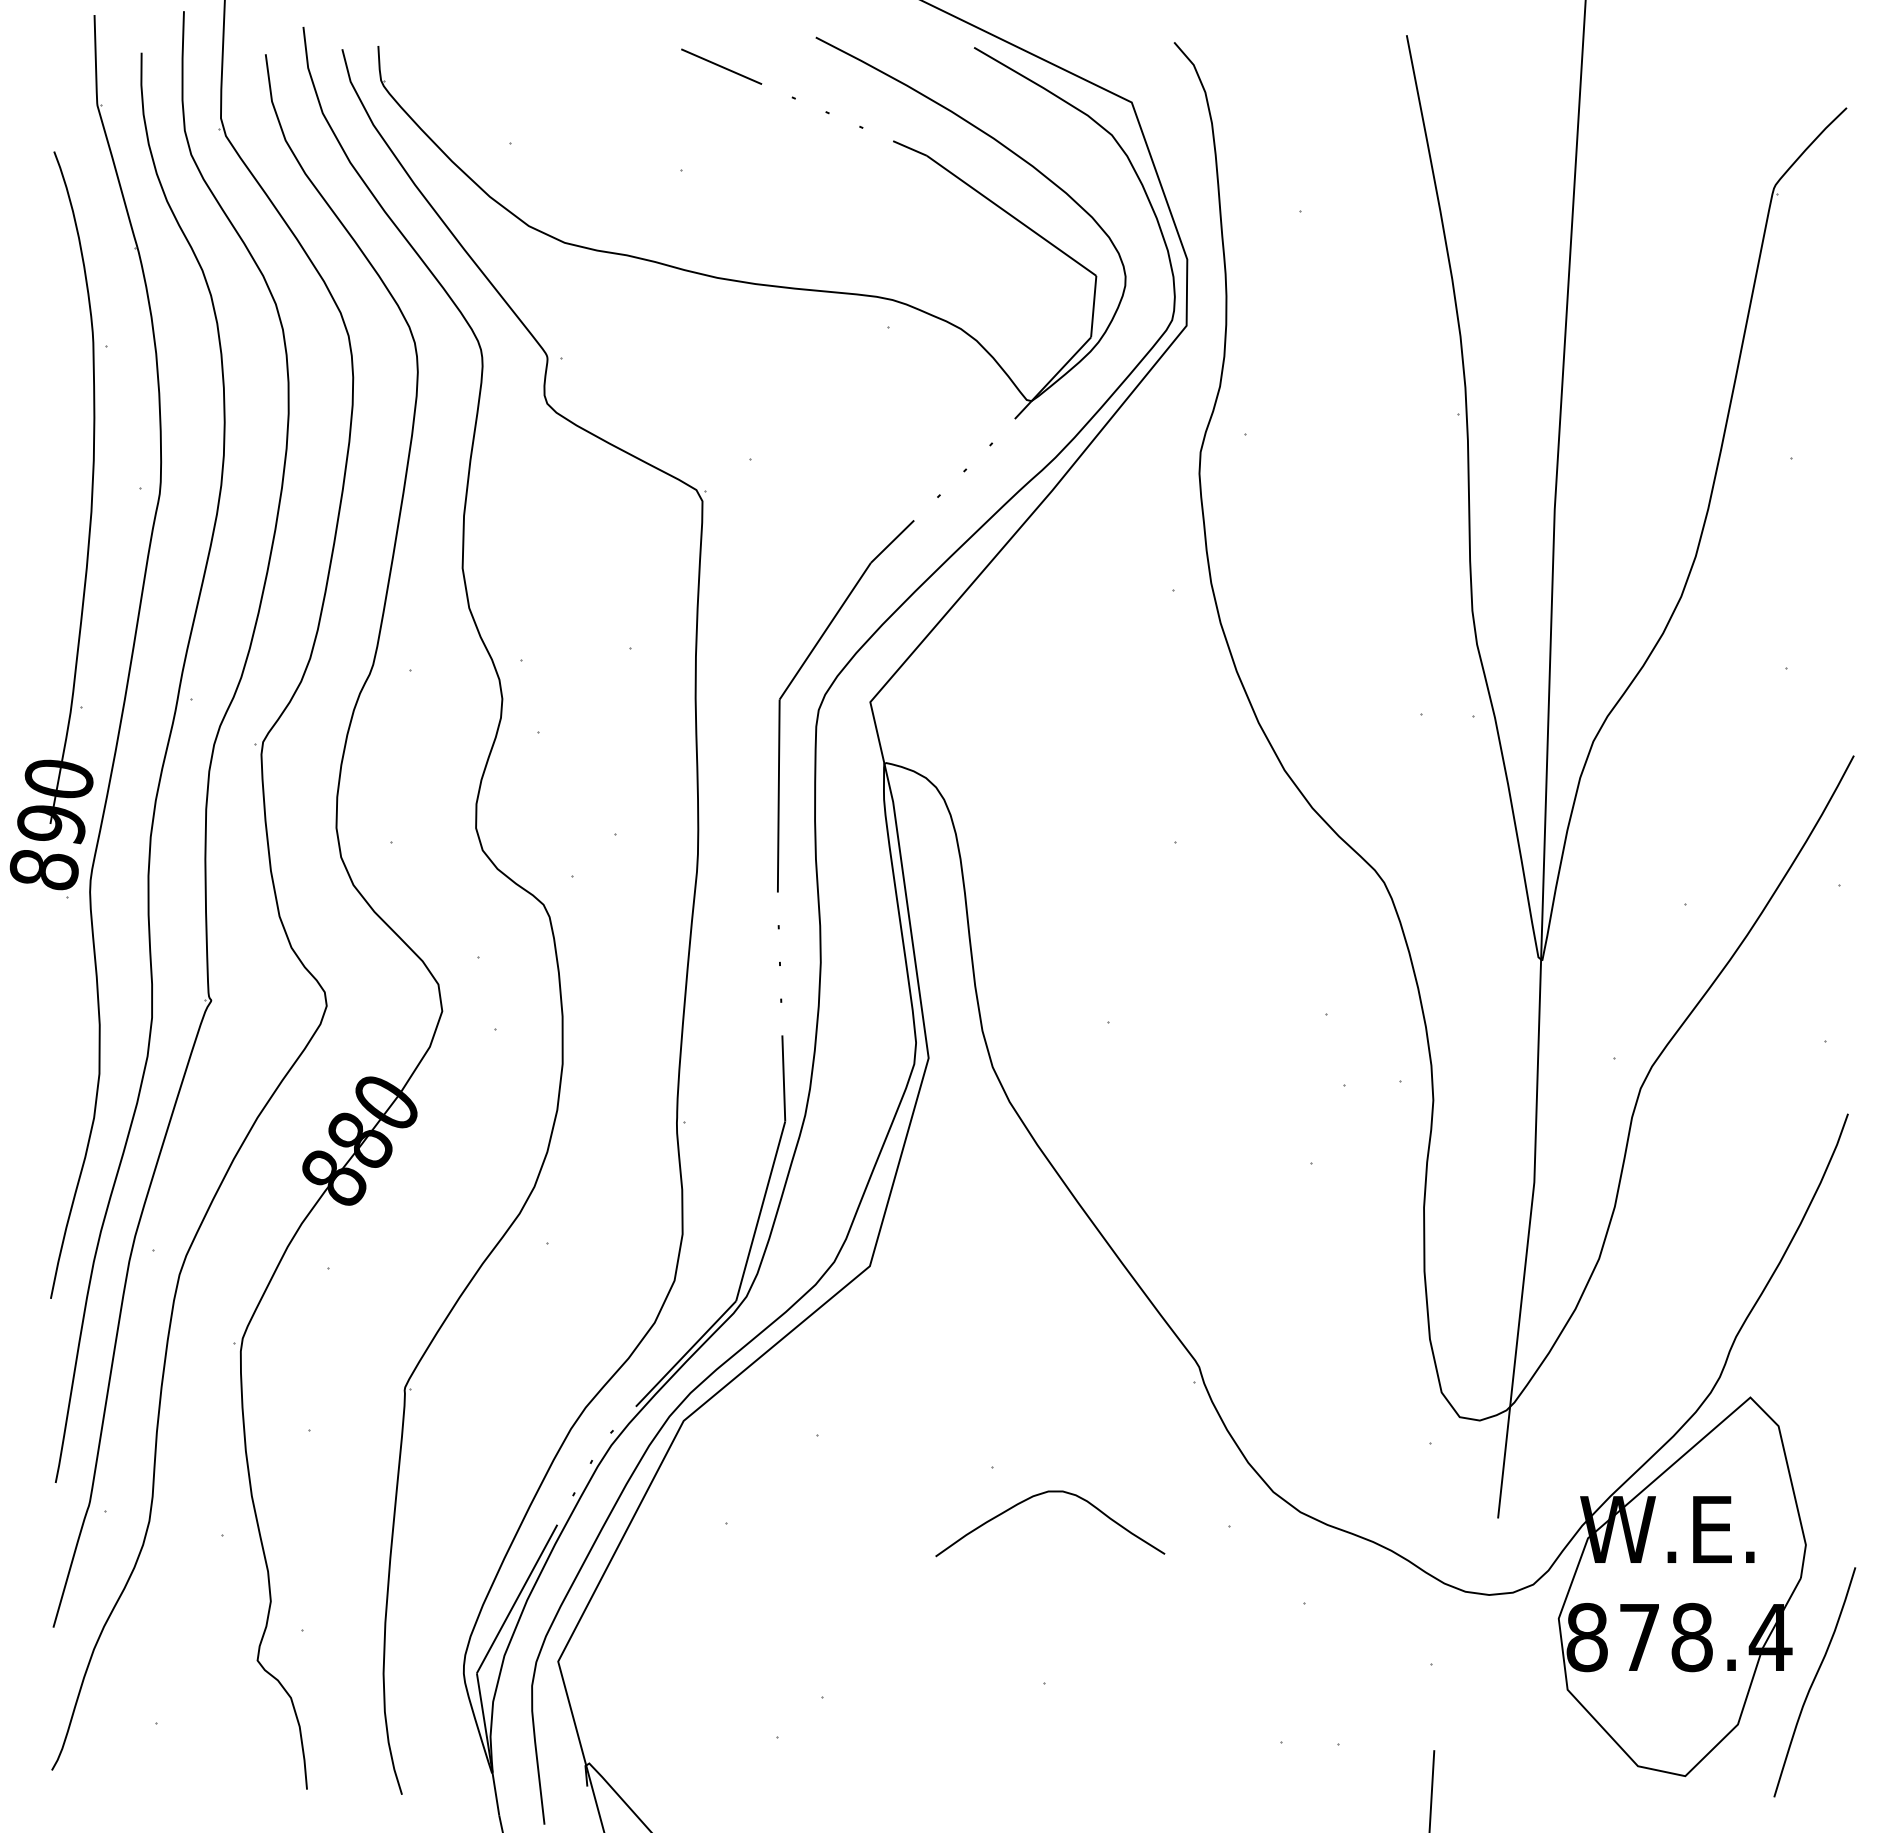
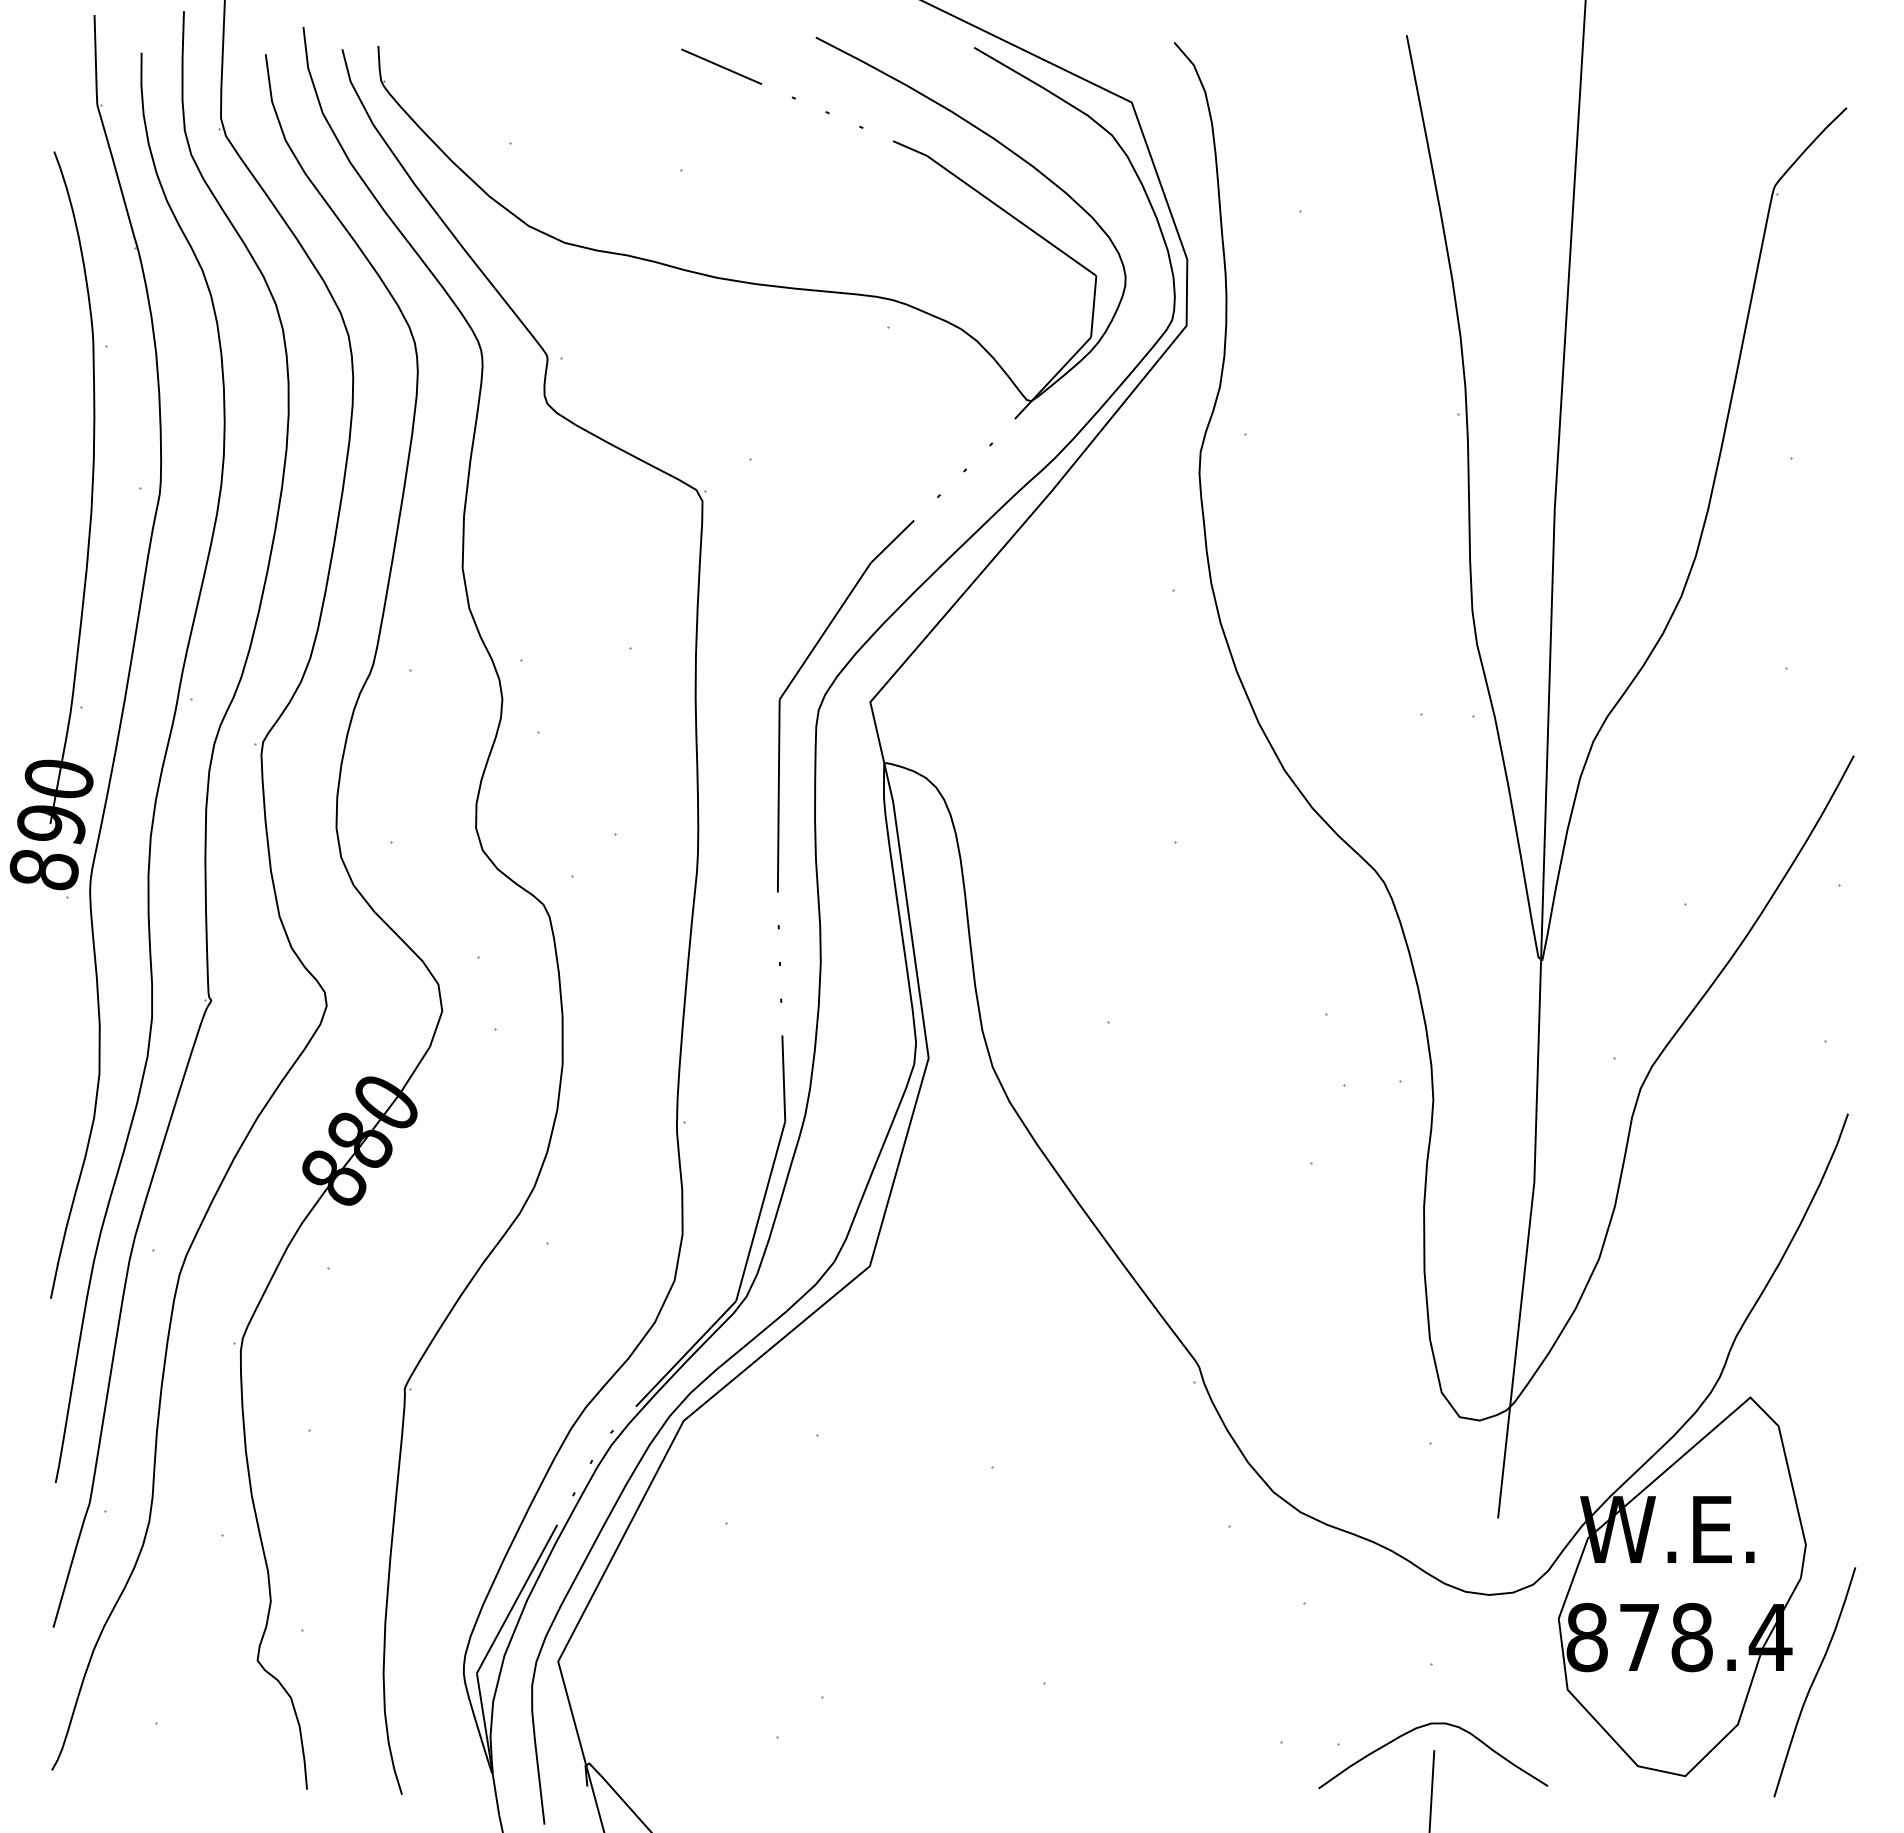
curve position: (1042, 1494) -> (1425, 1726) (1425, 1726)
